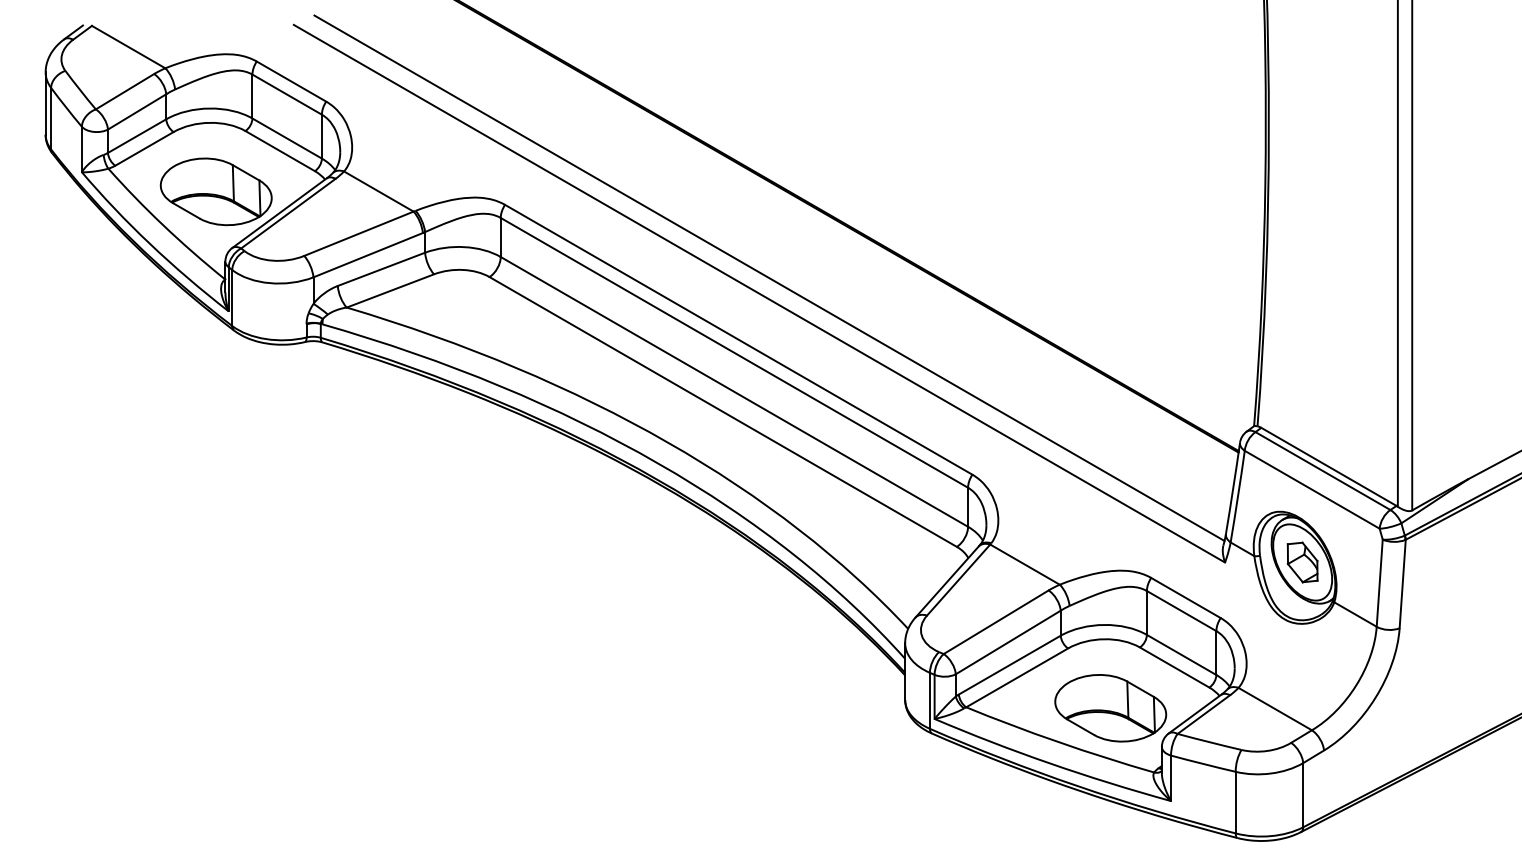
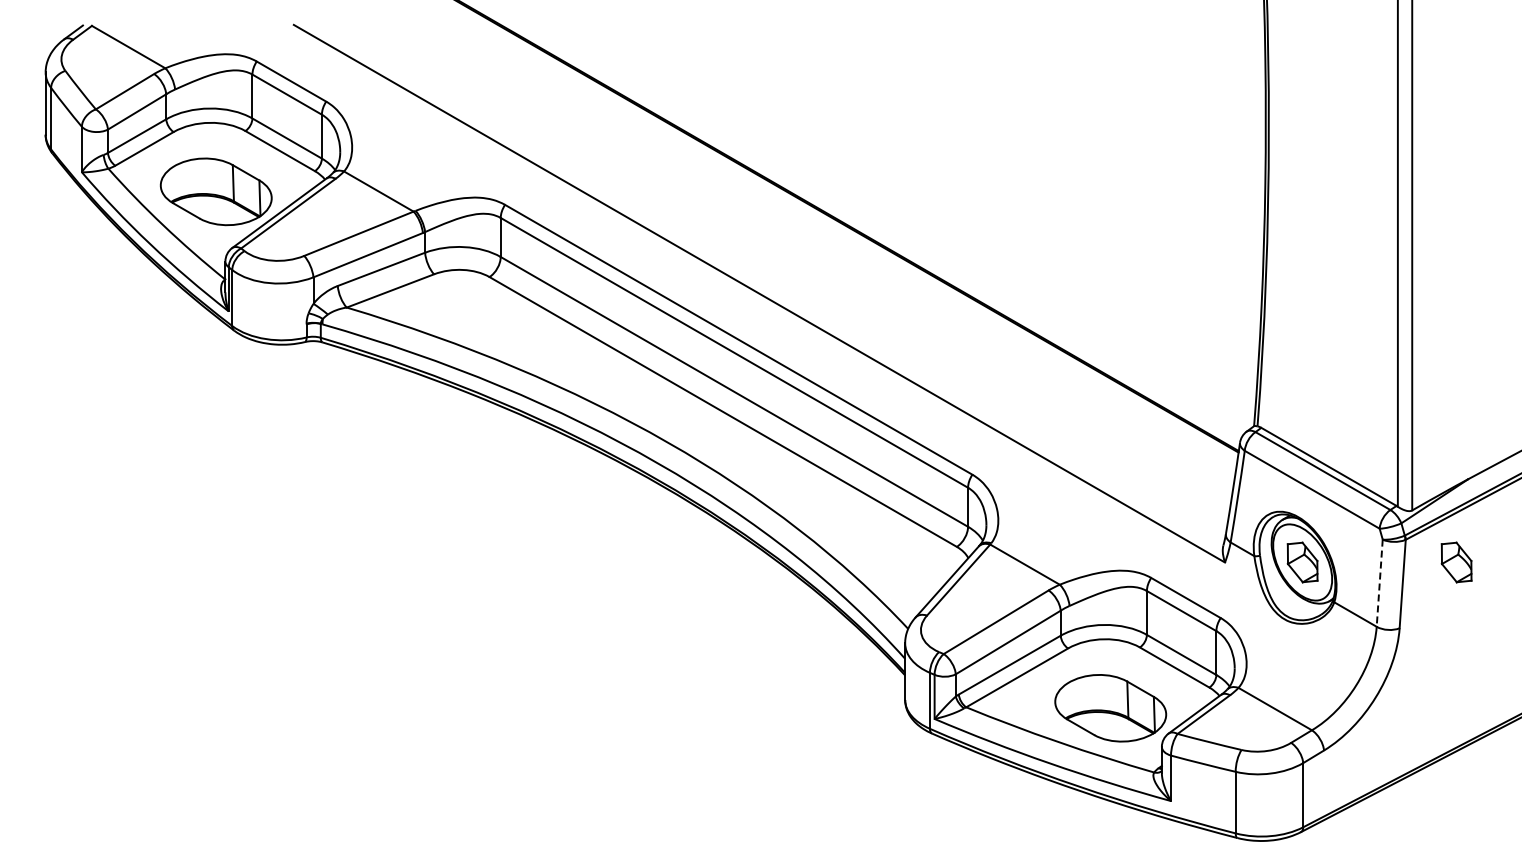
line: present -> none (769, 277)
part: none -> present (1456, 562)
line: solid -> dashed (1379, 583)
